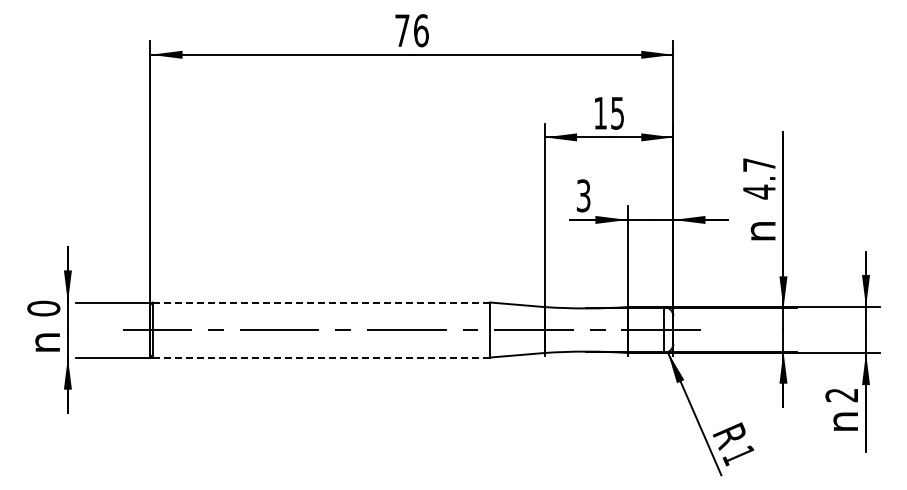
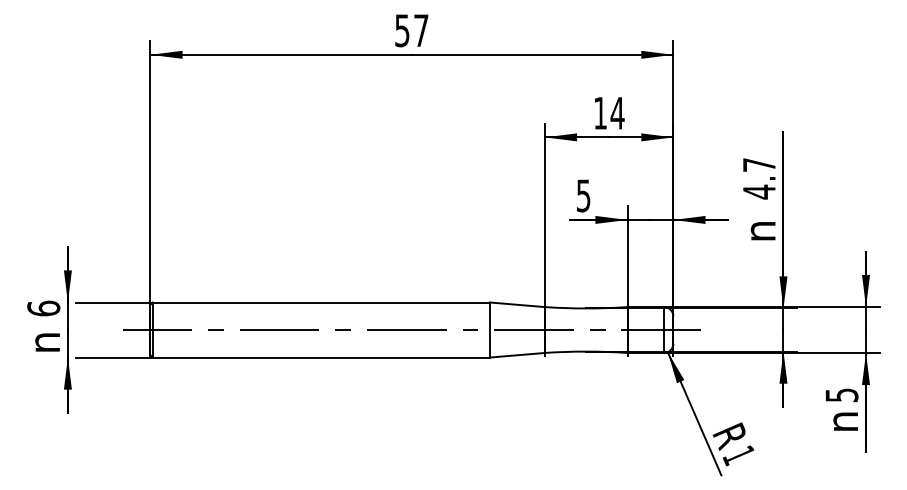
text: 76 -> 57 (411, 30)
text: 15 -> 14 (617, 113)
text: 3 -> 5 (583, 195)
line: dashed -> solid (321, 302)
text: 0 -> 6 (43, 308)
line: dashed -> solid (321, 357)
text: 2 -> 5 (841, 395)
